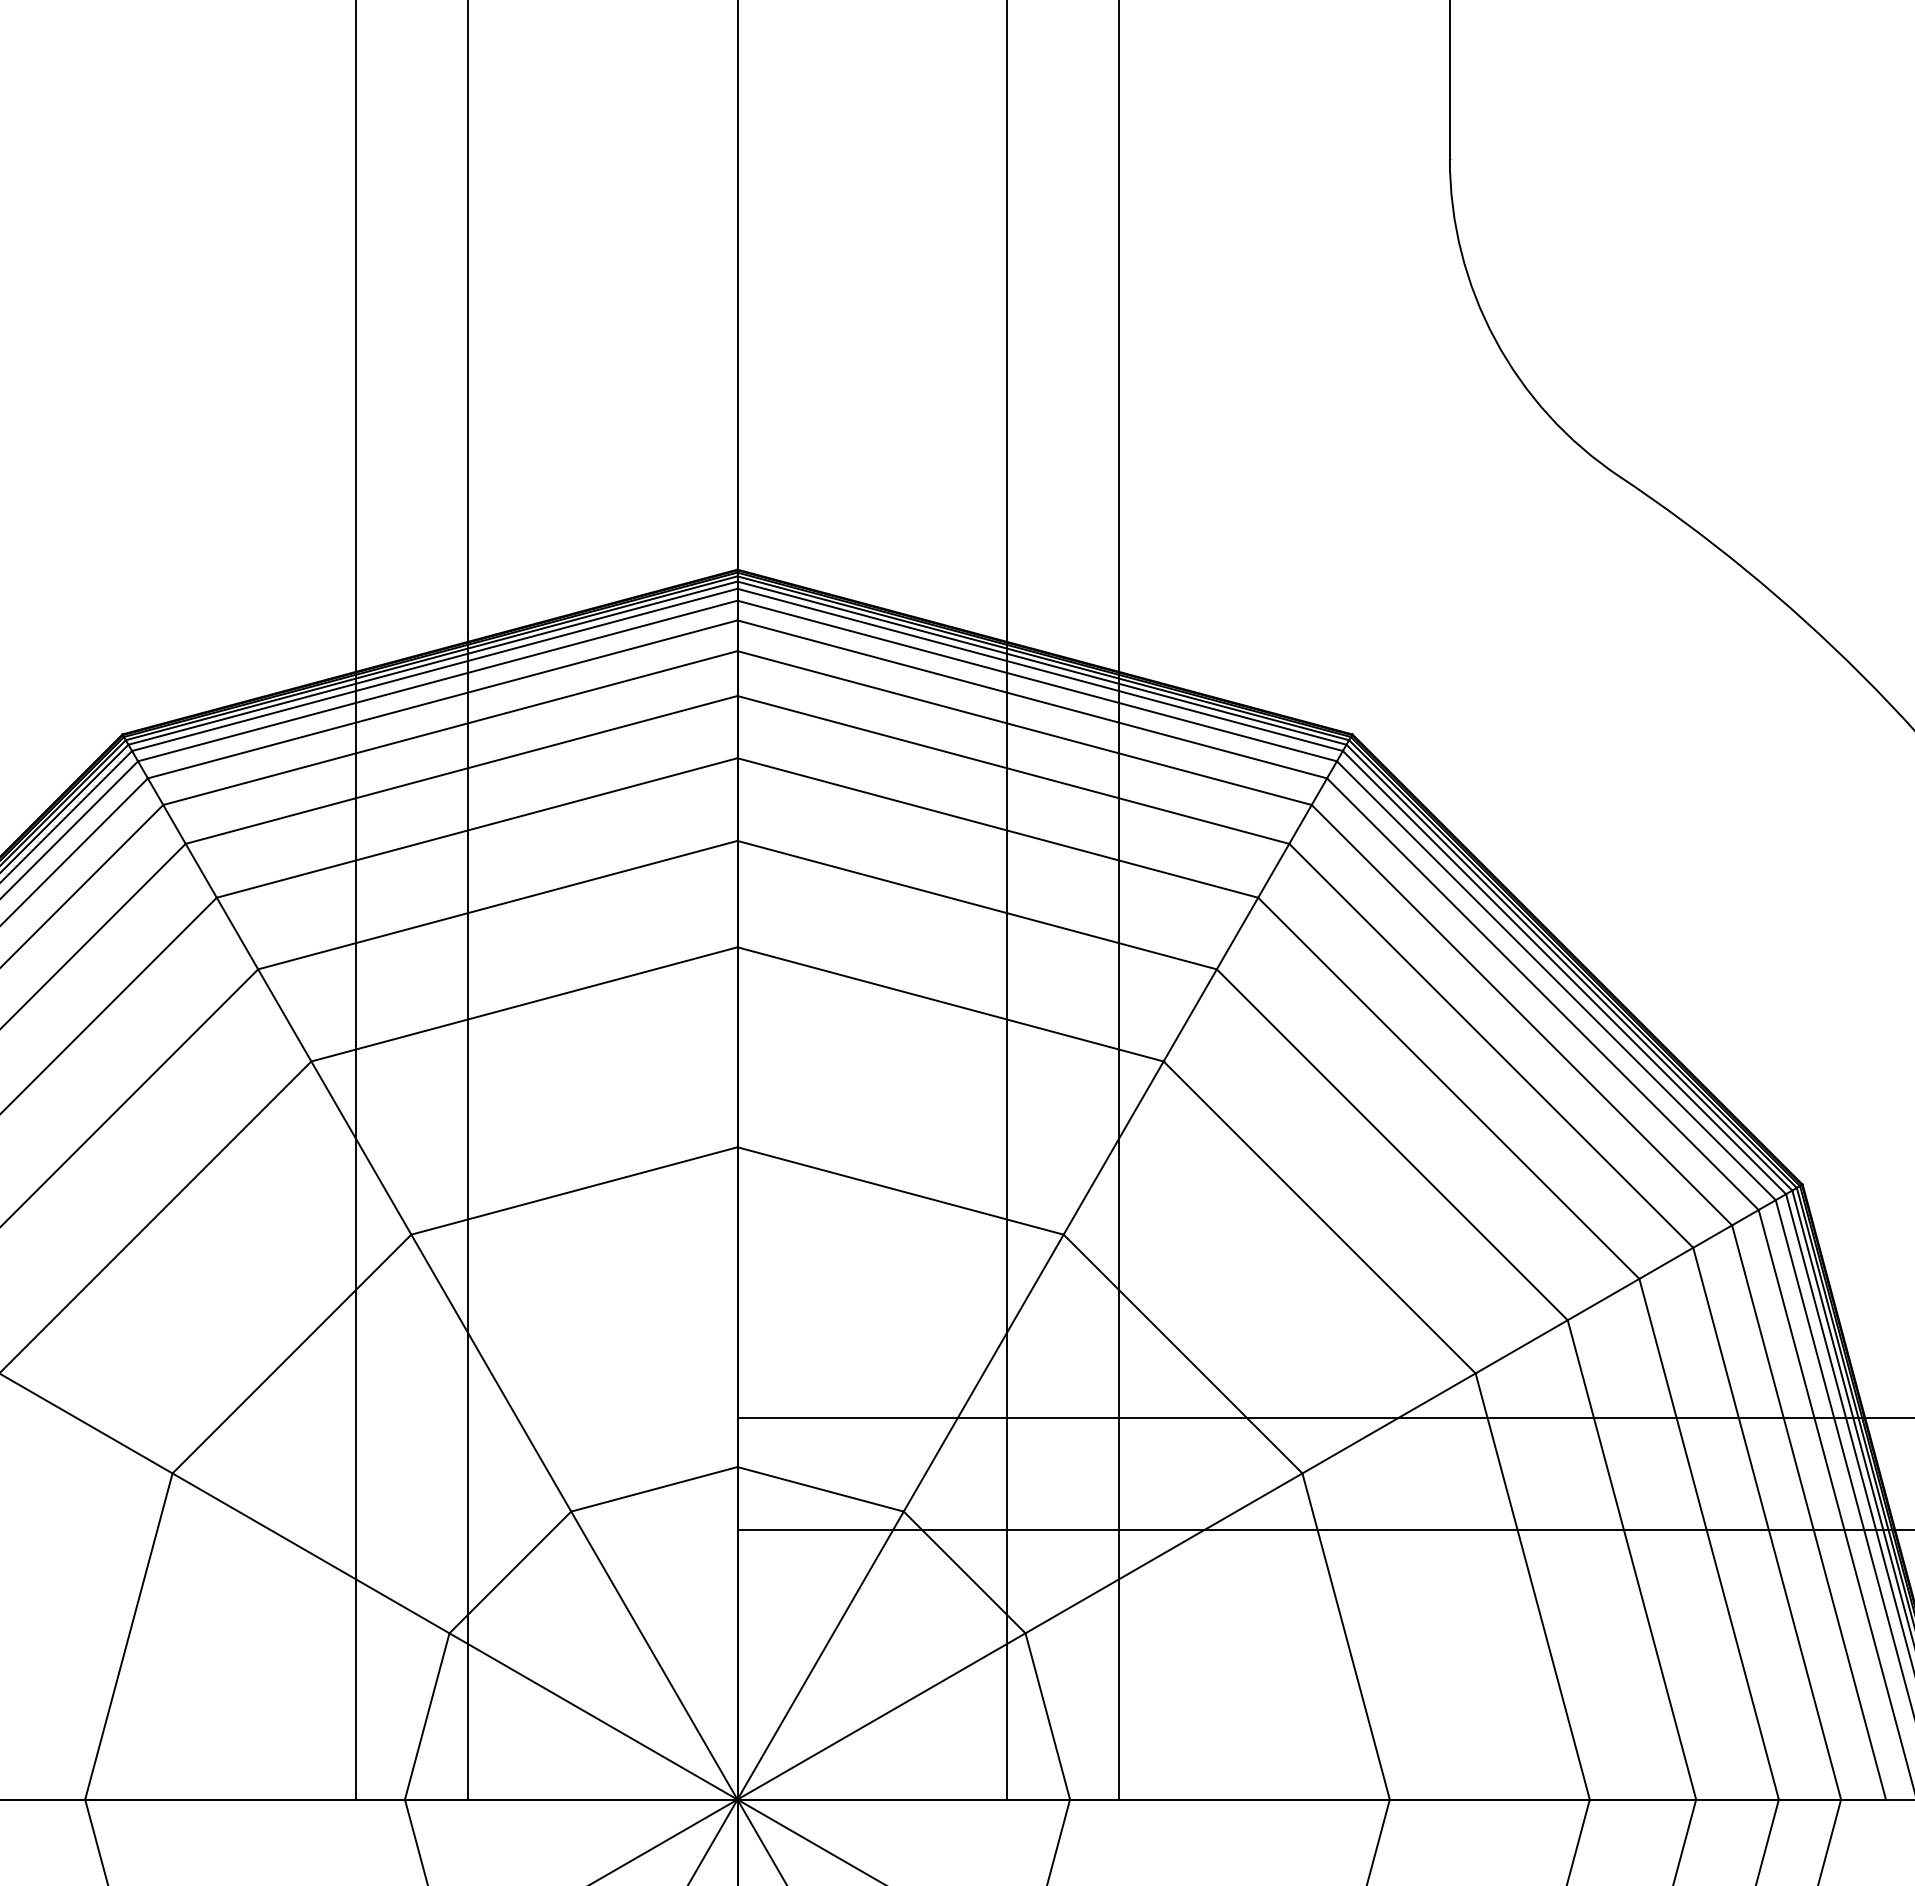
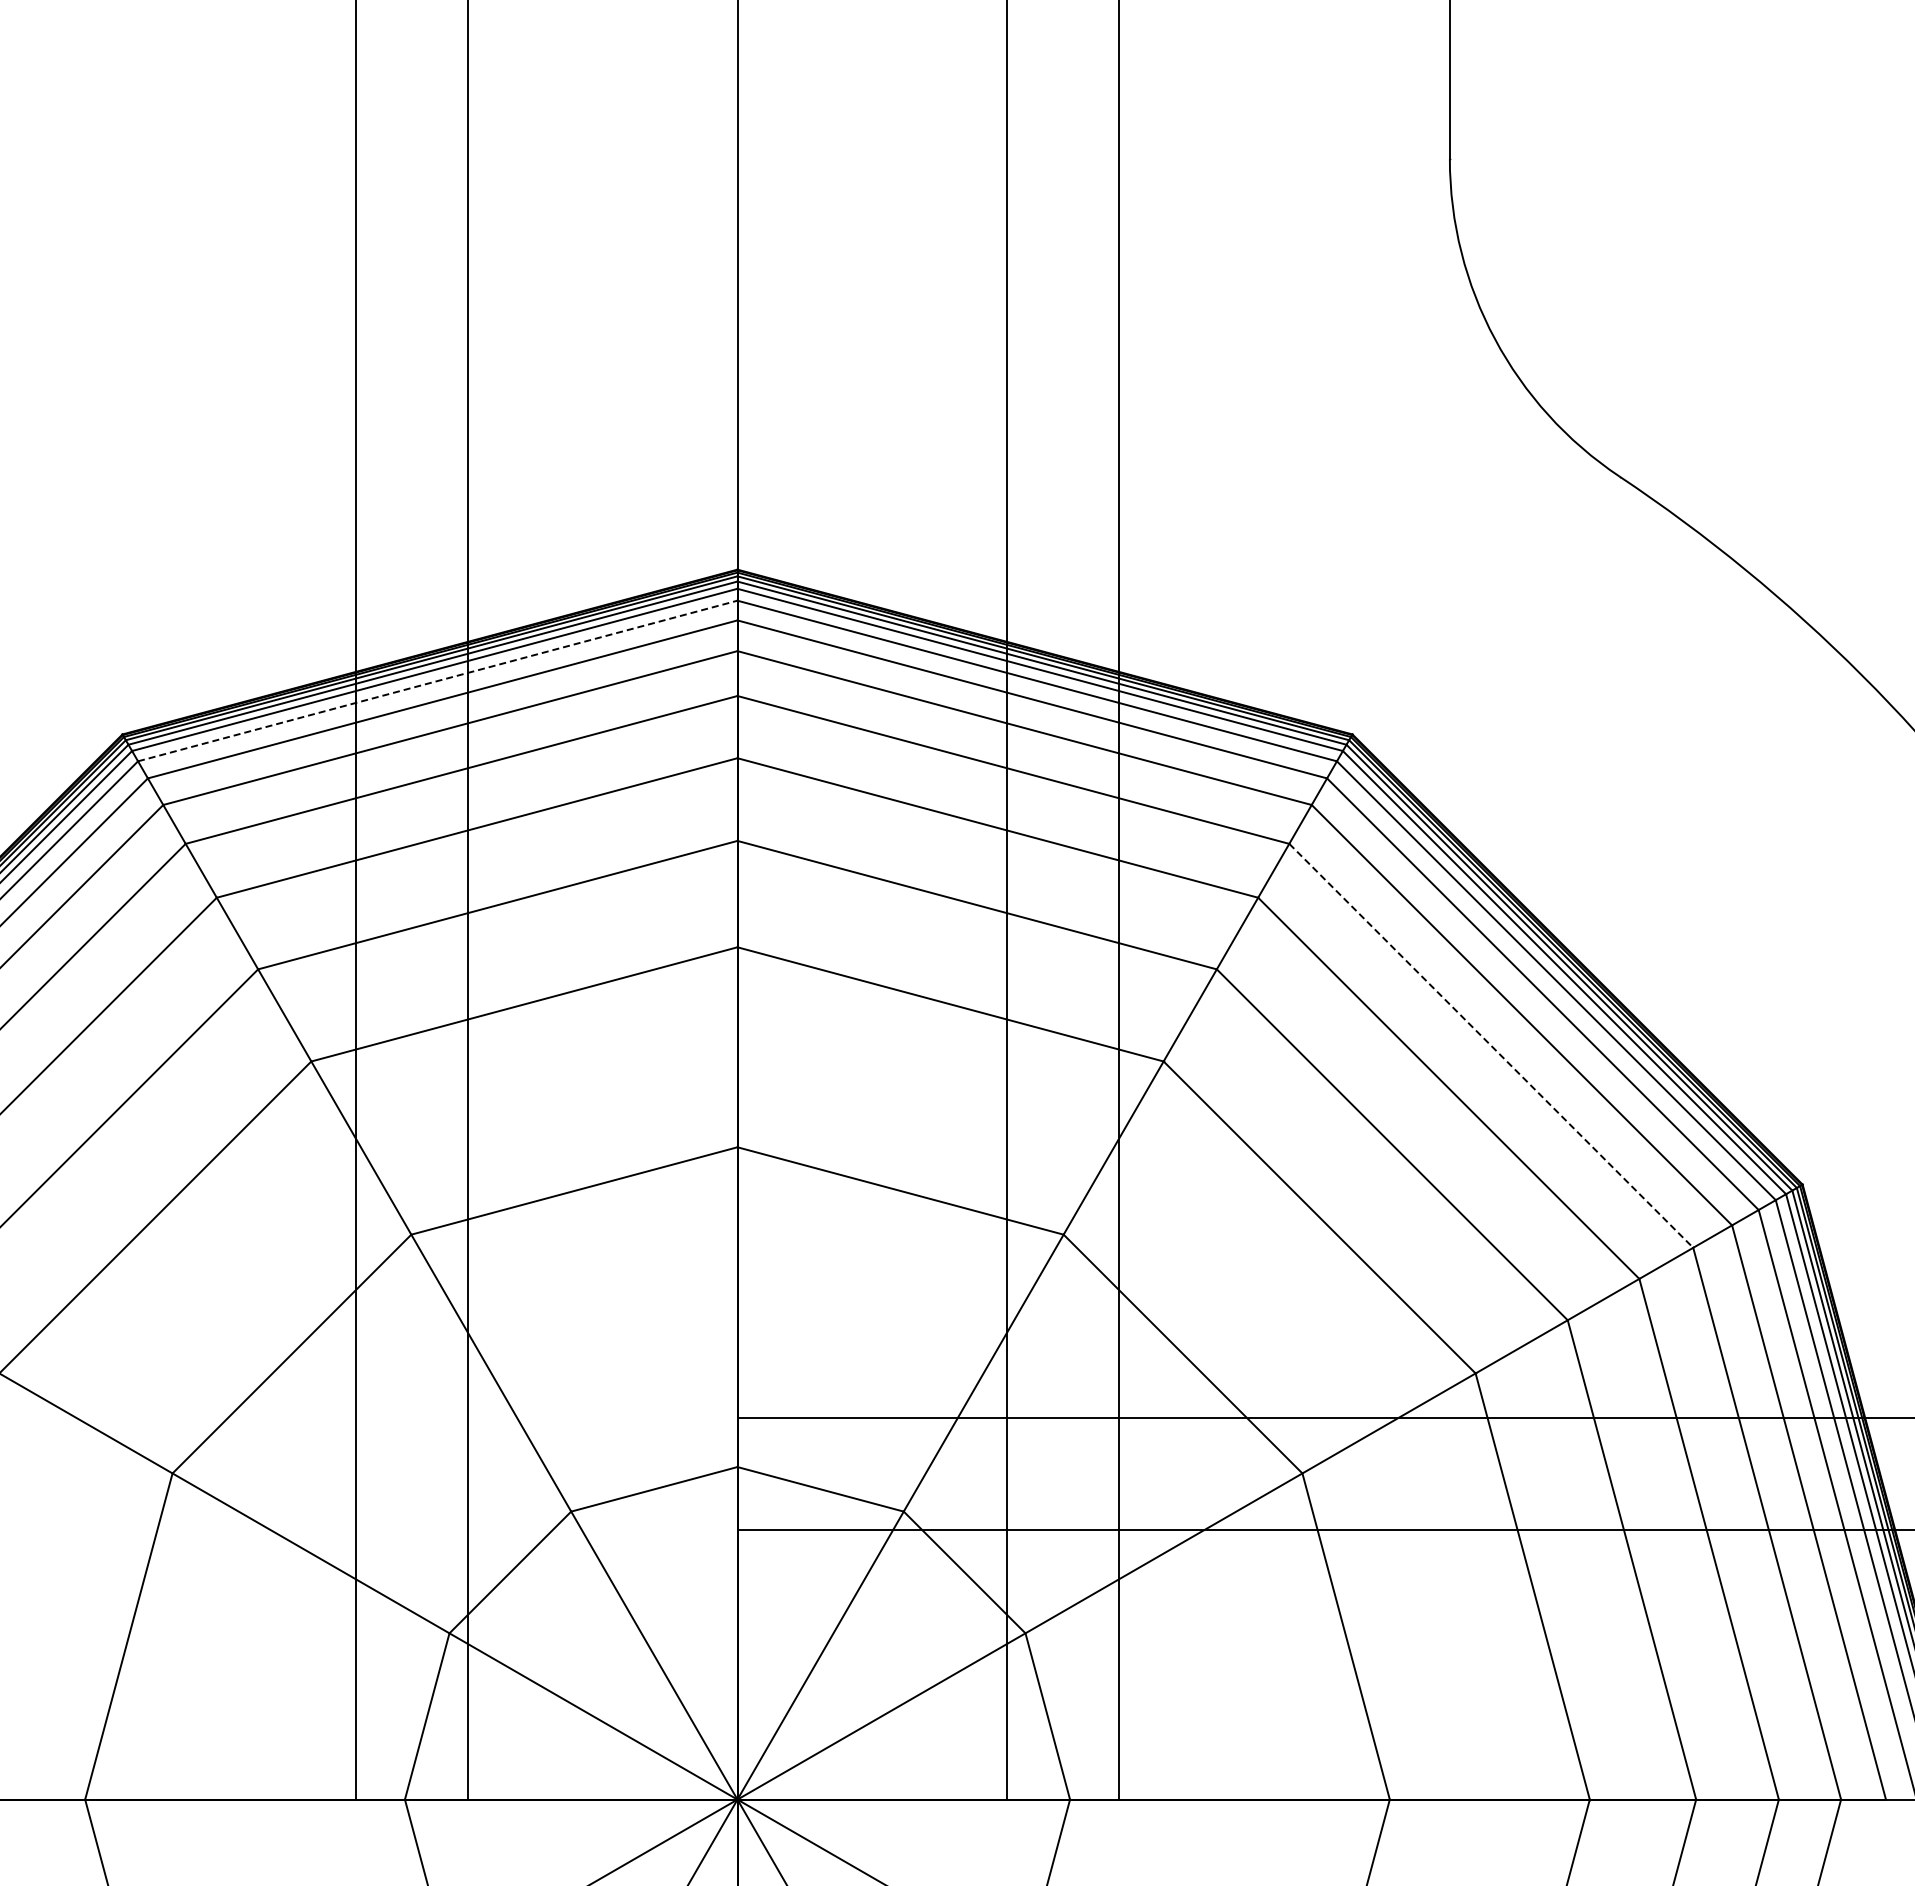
line: solid -> dashed (438, 680)
line: solid -> dashed (1491, 1045)
